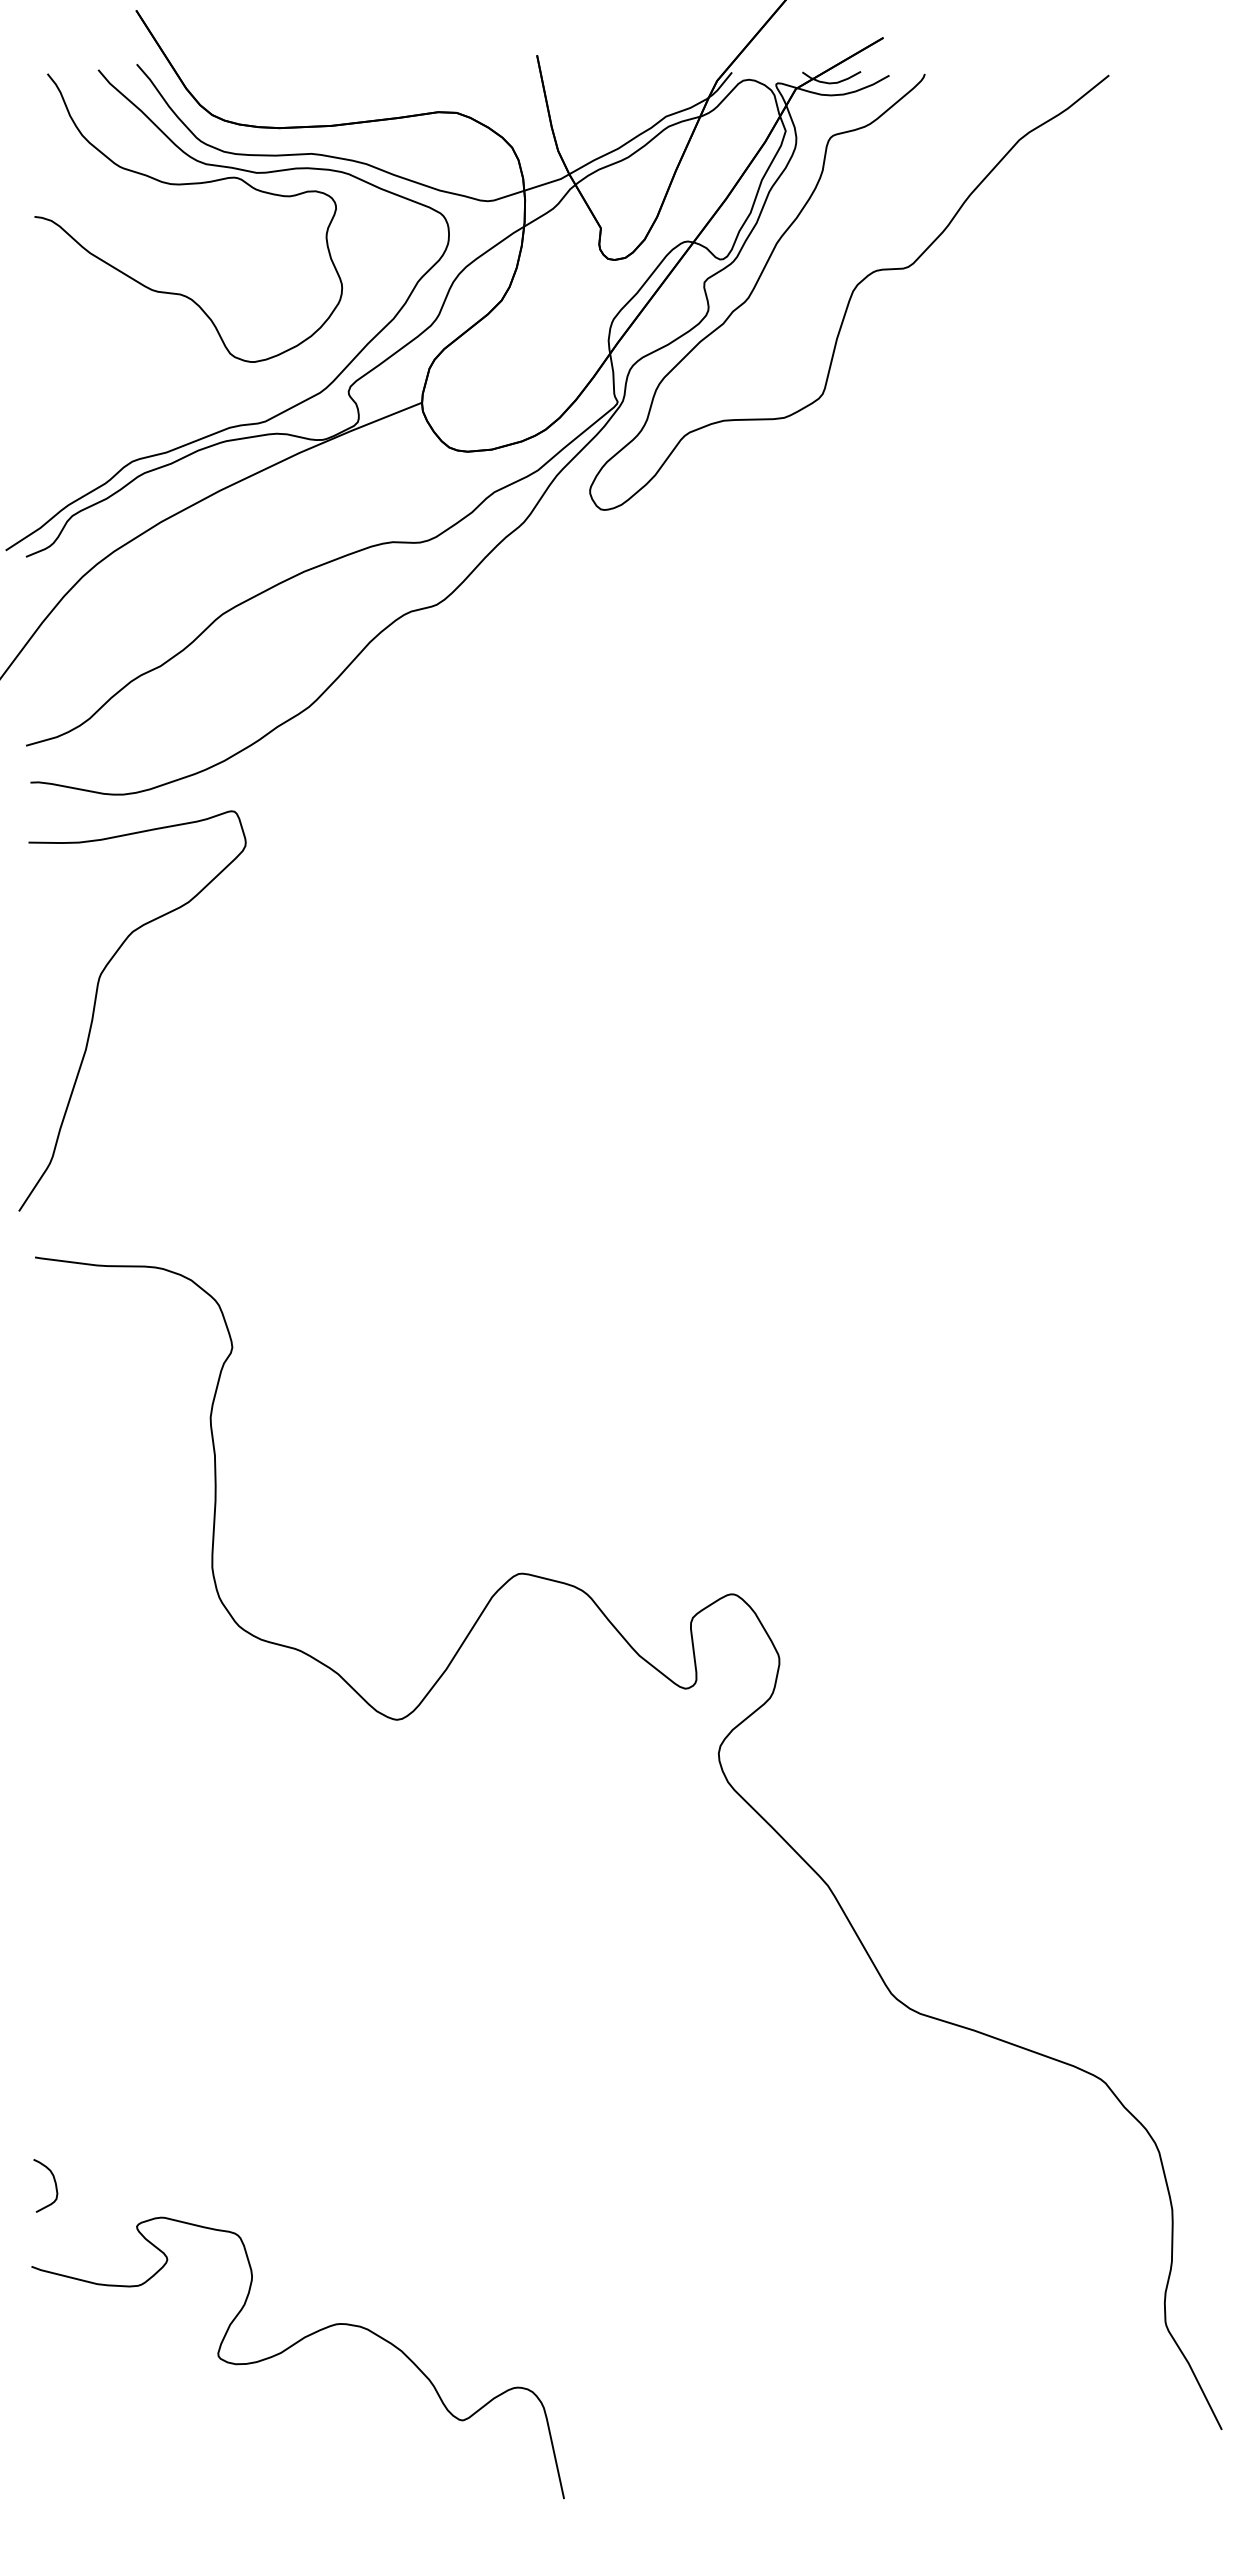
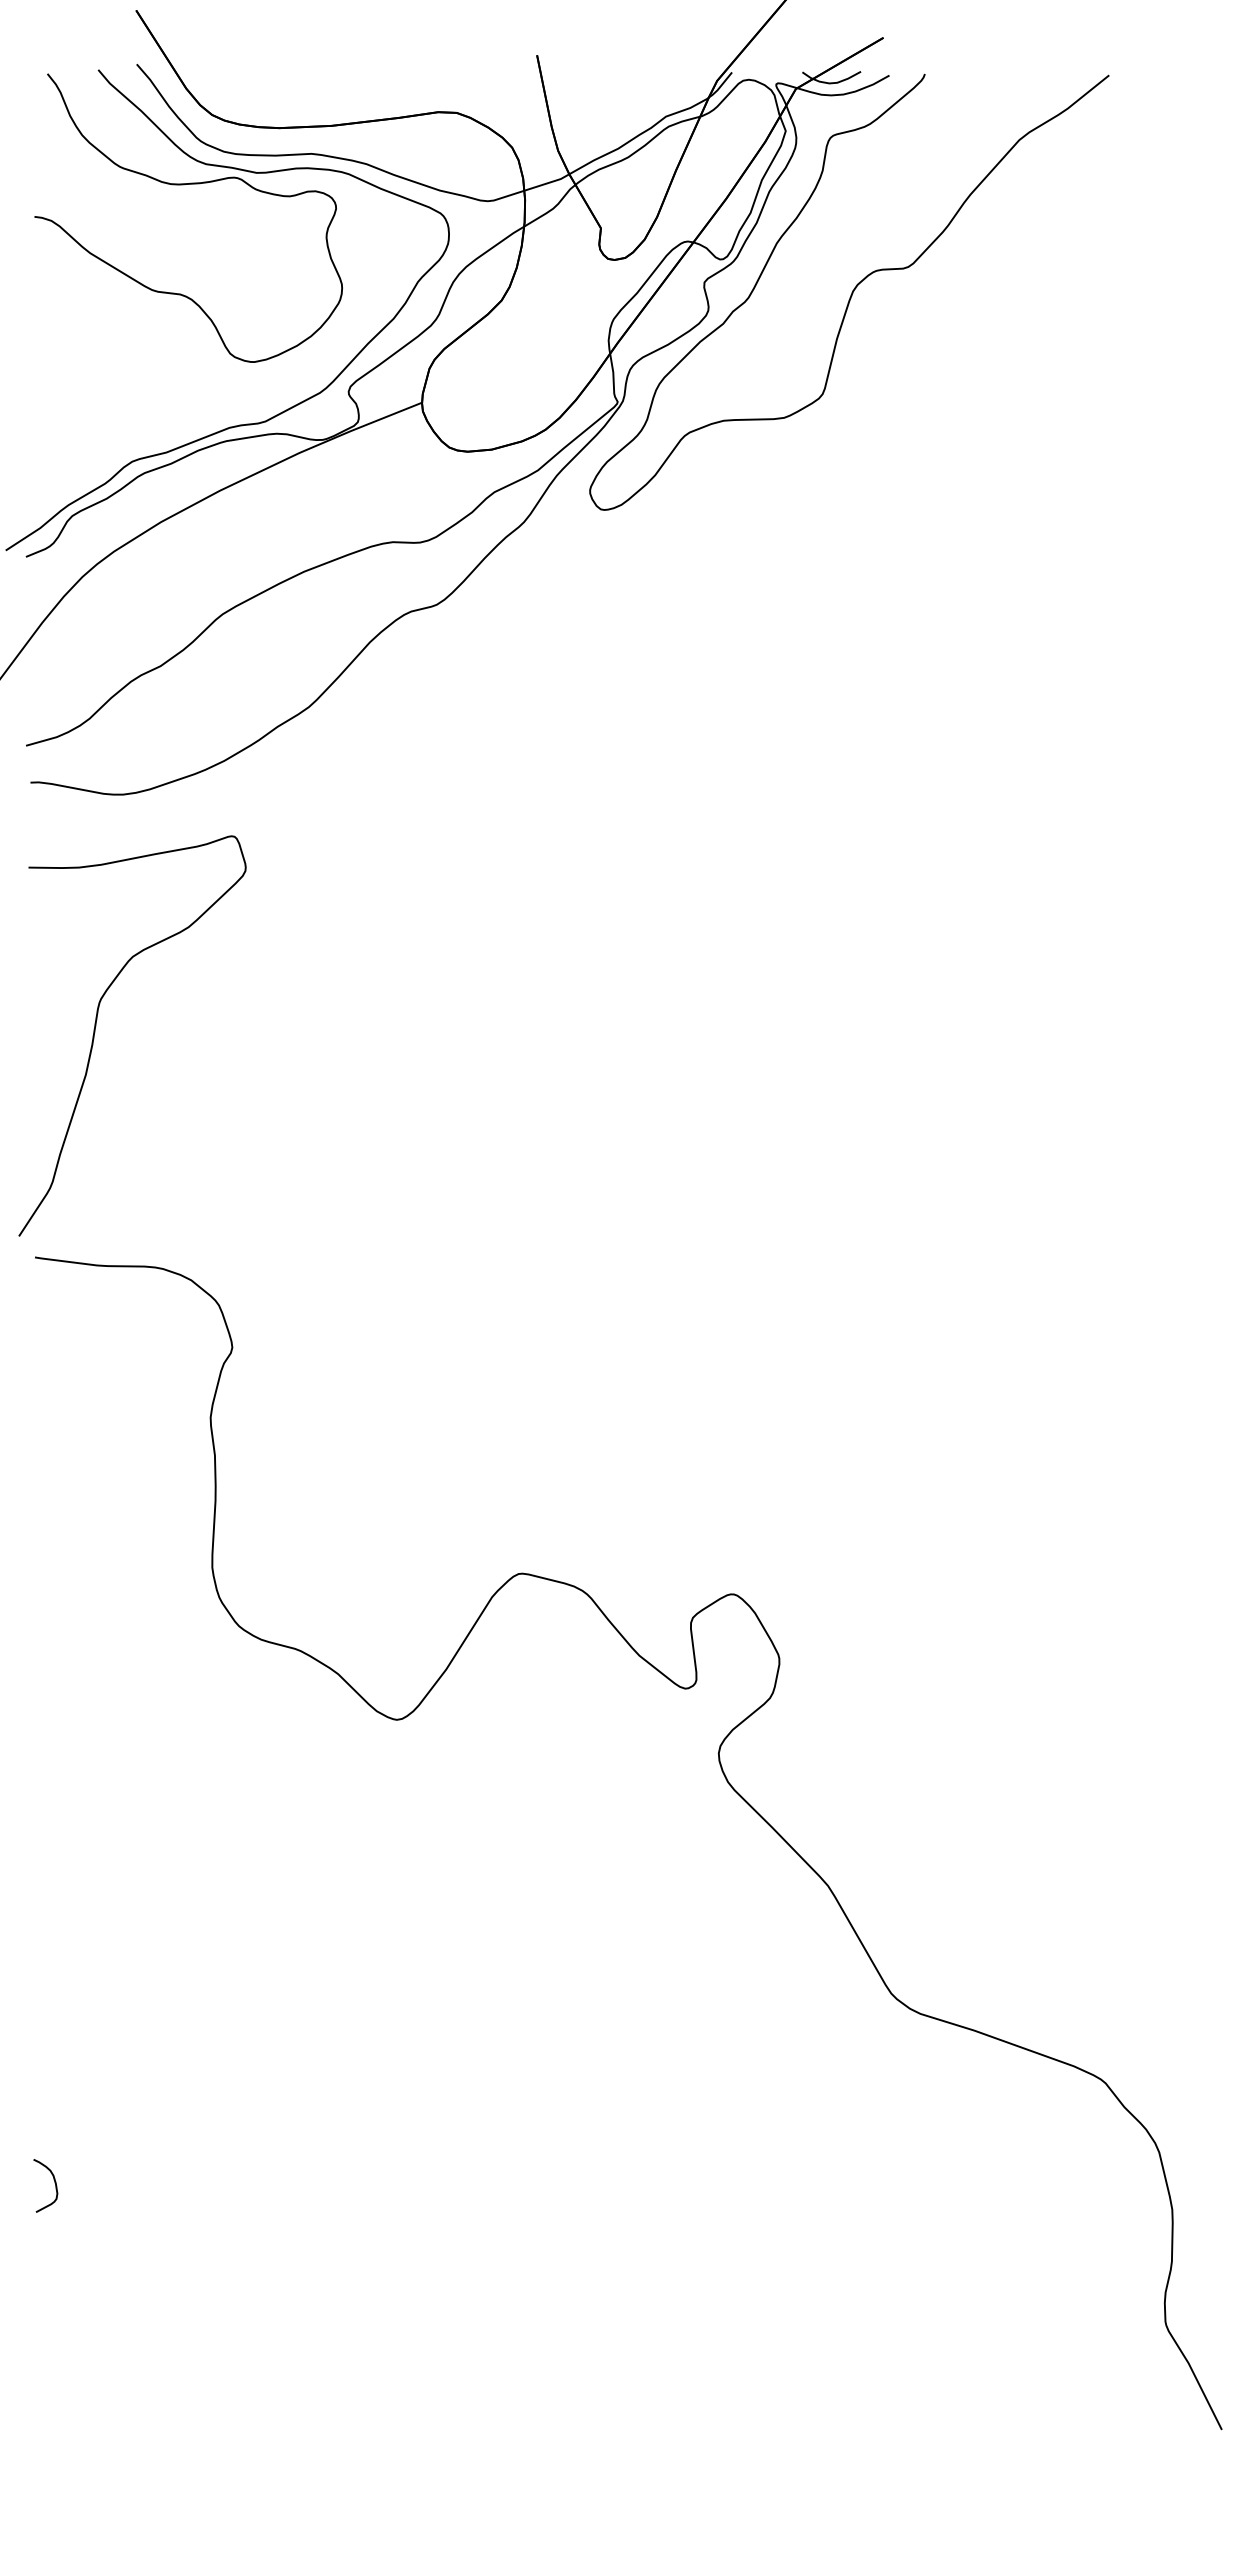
curve position: (96, 1001) -> (96, 1026) (96, 1026)
curve: present -> none (291, 2347)
